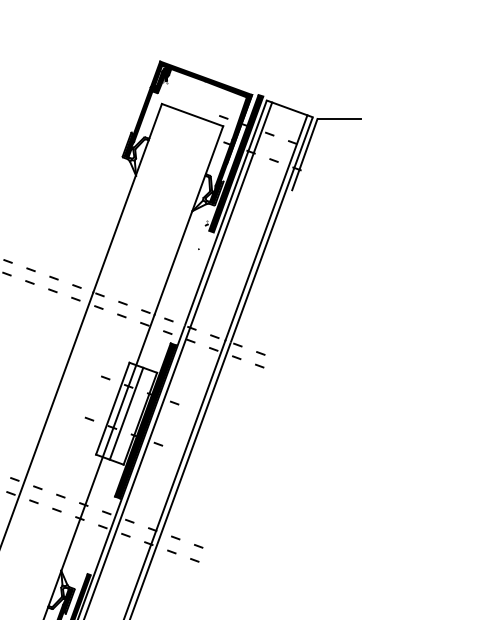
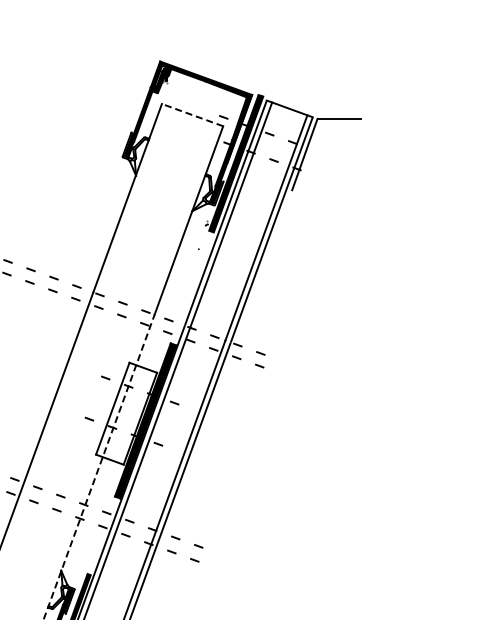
line: solid -> dashed (192, 115)
line: present -> none (126, 413)
line: solid -> dashed (99, 466)
